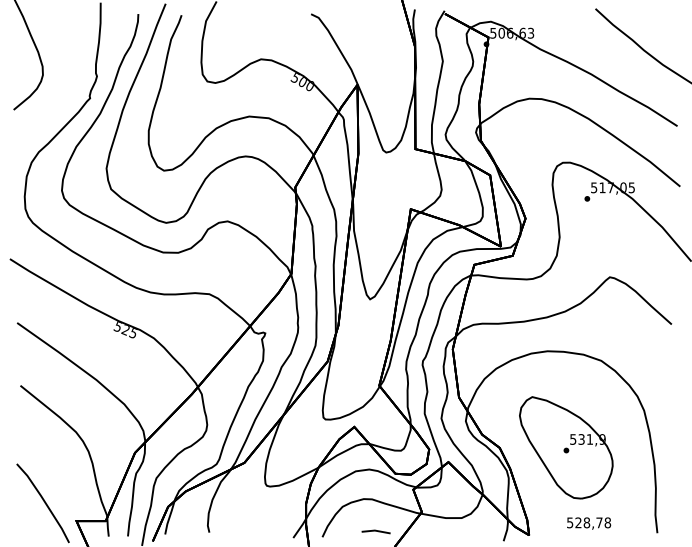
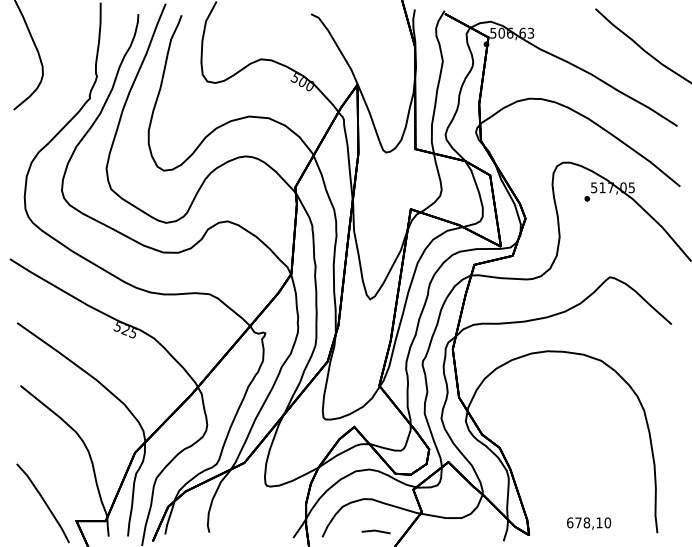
part: present -> none (566, 447)
text: 528,78 -> 678,10 (589, 522)
